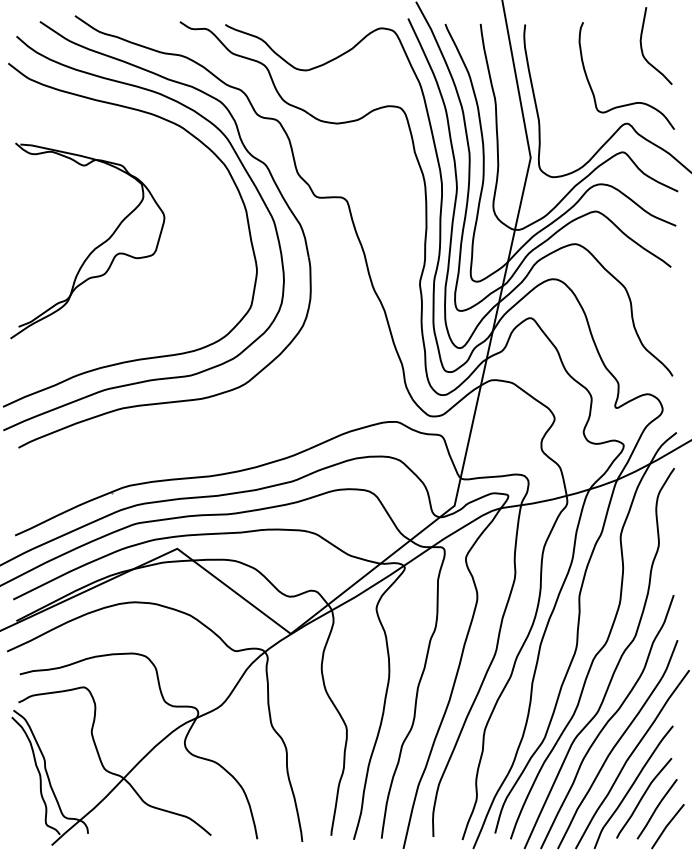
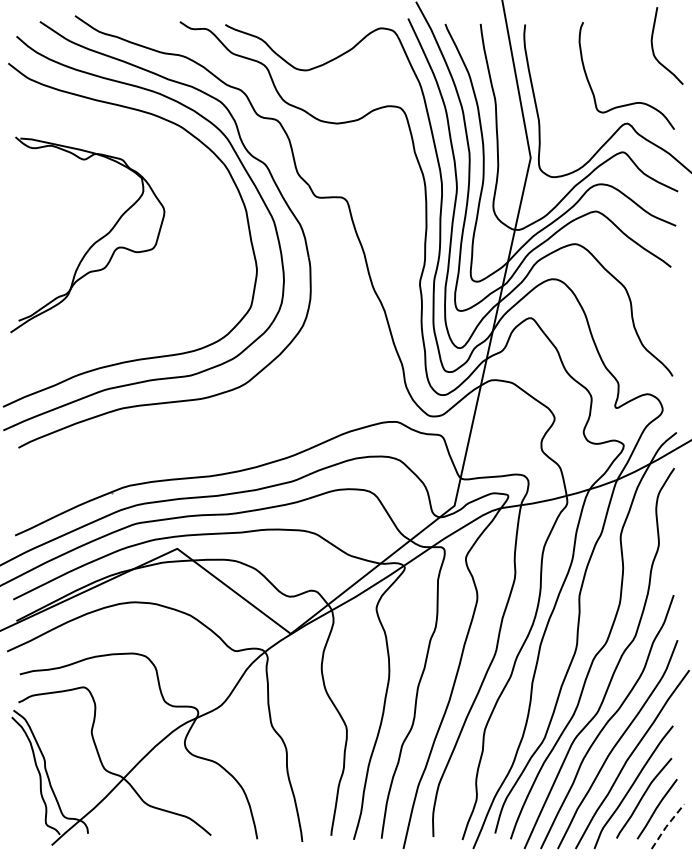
curve position: (642, 46) -> (653, 46) (653, 46)
part position: (95, 247) -> (95, 241) (95, 241)
line: solid -> dashed (666, 826)
